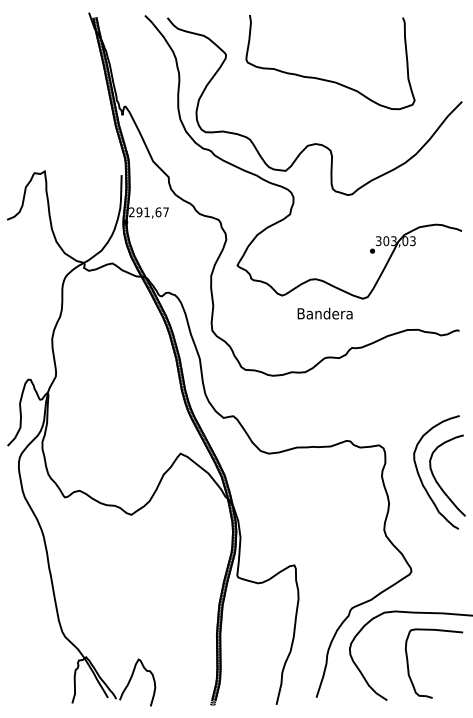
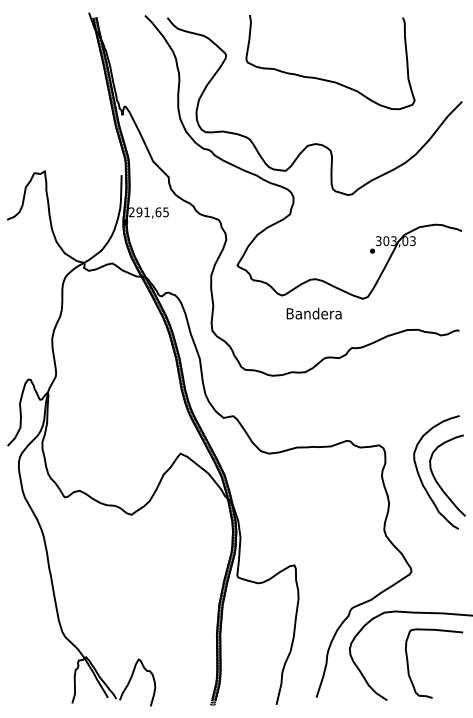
text: 291,67 -> 291,65 (165, 212)
text position: (324, 313) -> (313, 313) (313, 313)
